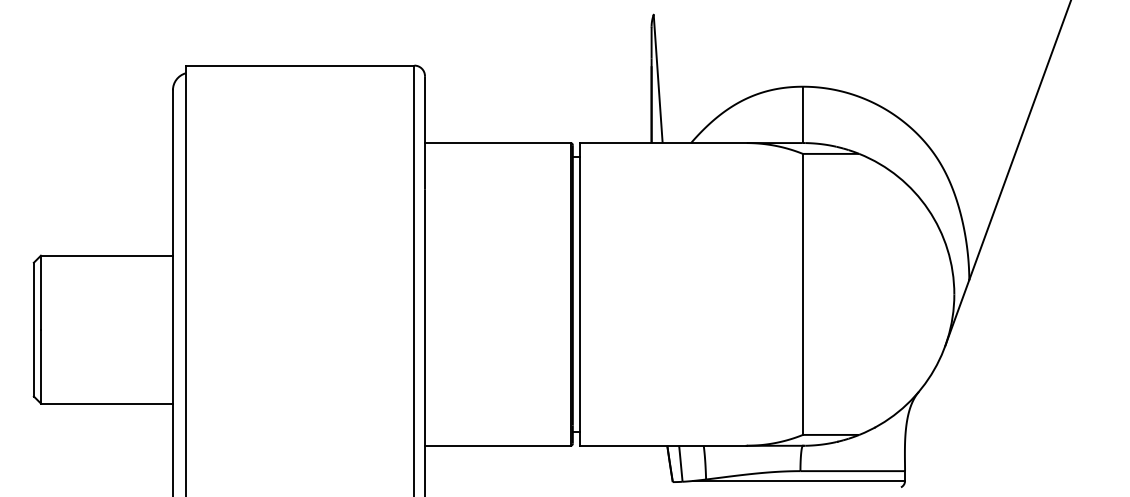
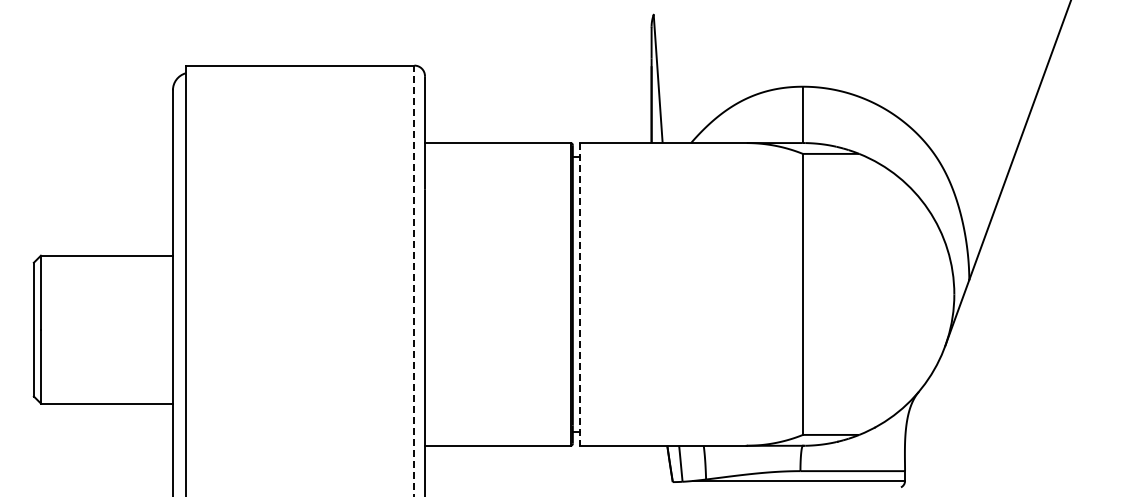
line: solid -> dashed (414, 280)
line: solid -> dashed (579, 294)
